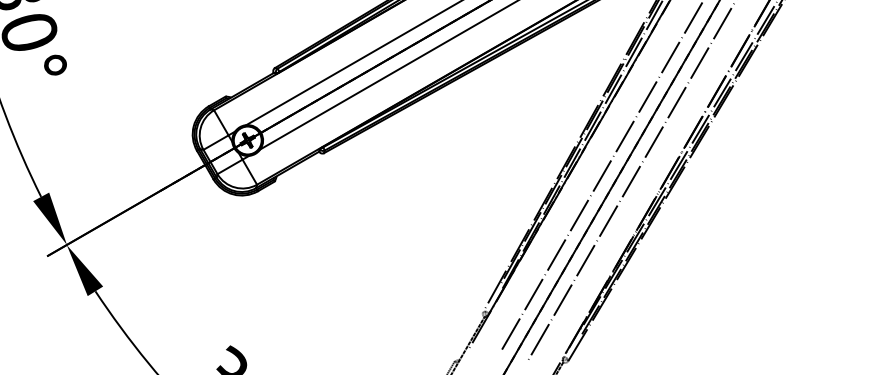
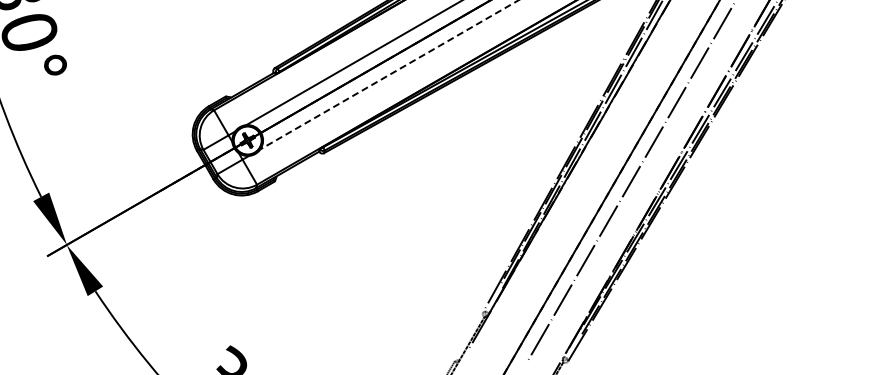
line: solid -> dashed (389, 75)
line: present -> none (602, 175)
